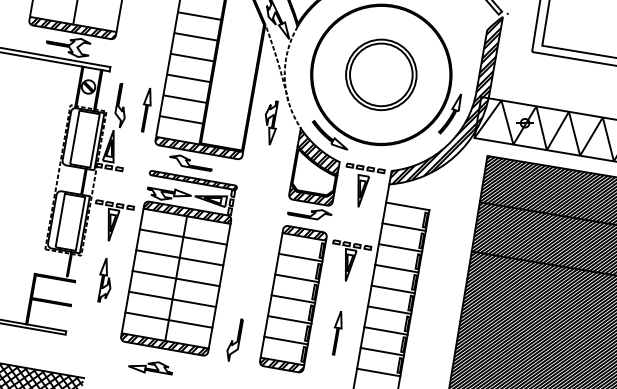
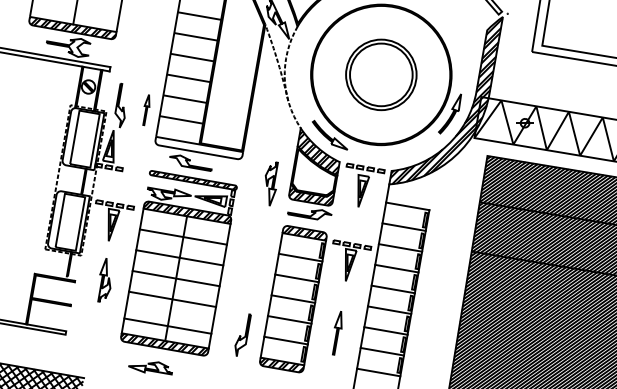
part size: 11x46 px -> 9x33 px (146, 110)
part position: (271, 122) -> (271, 183) (271, 183)
hatch: present -> none (198, 147)
line position: (168, 319) -> (167, 325) (167, 325)
part position: (234, 339) -> (242, 334) (242, 334)
